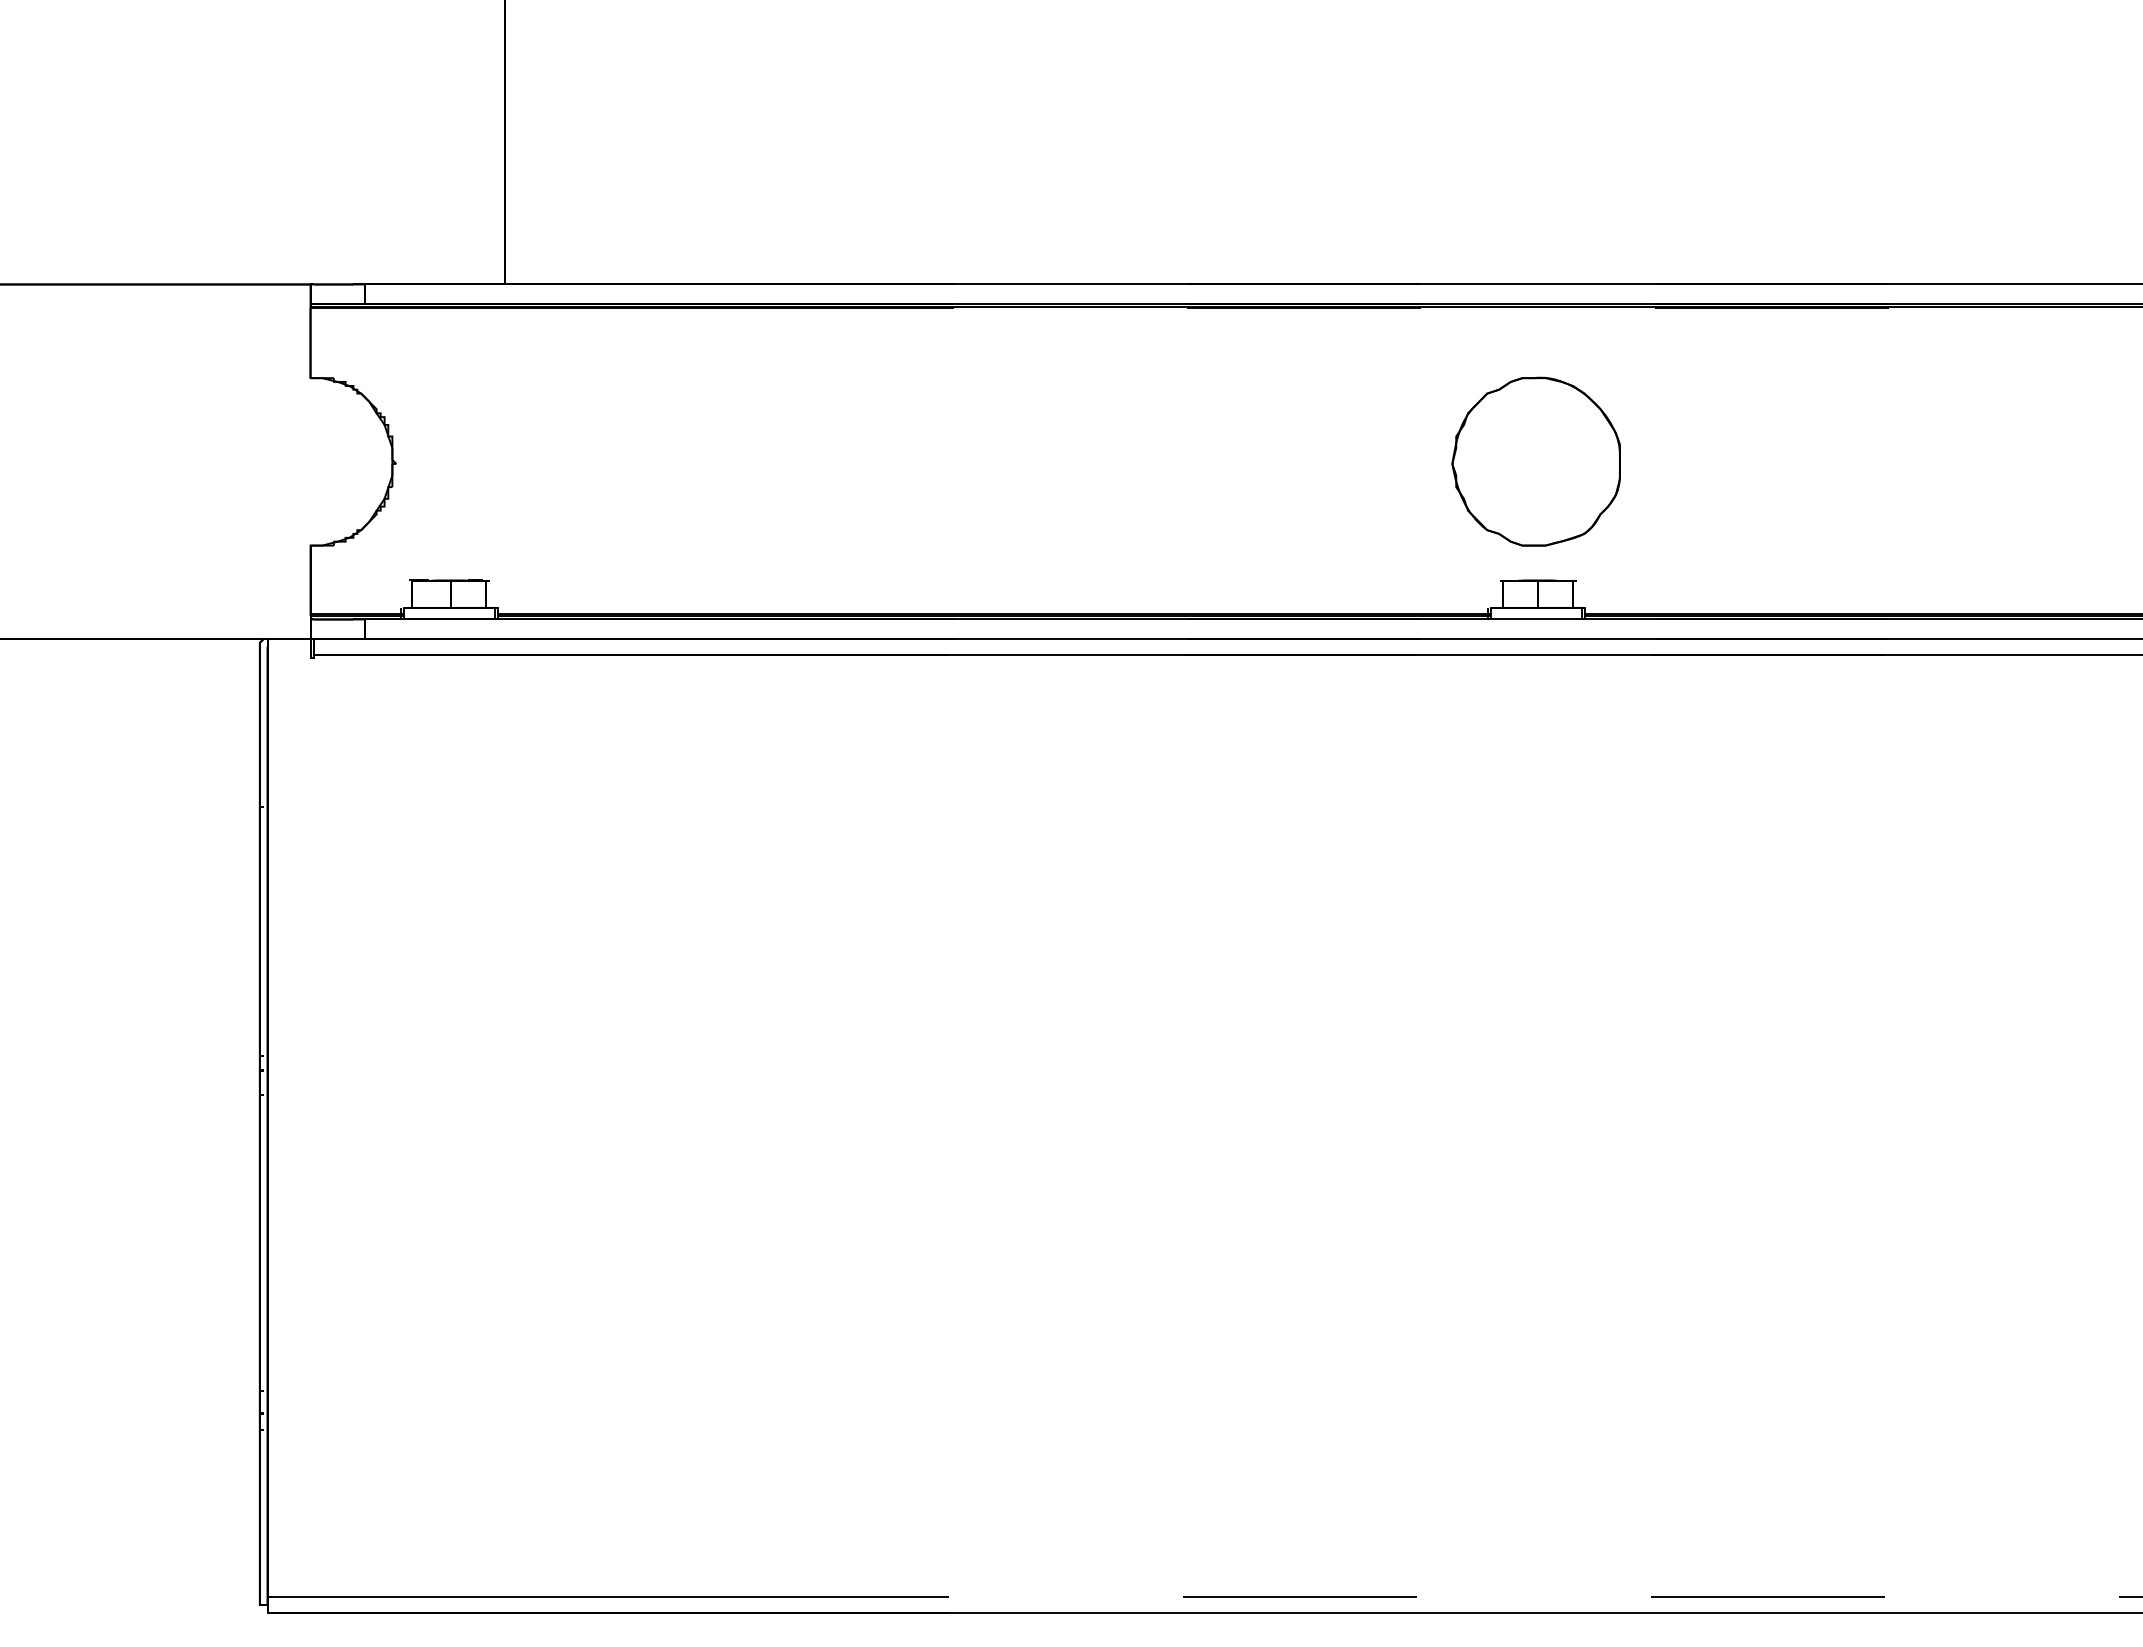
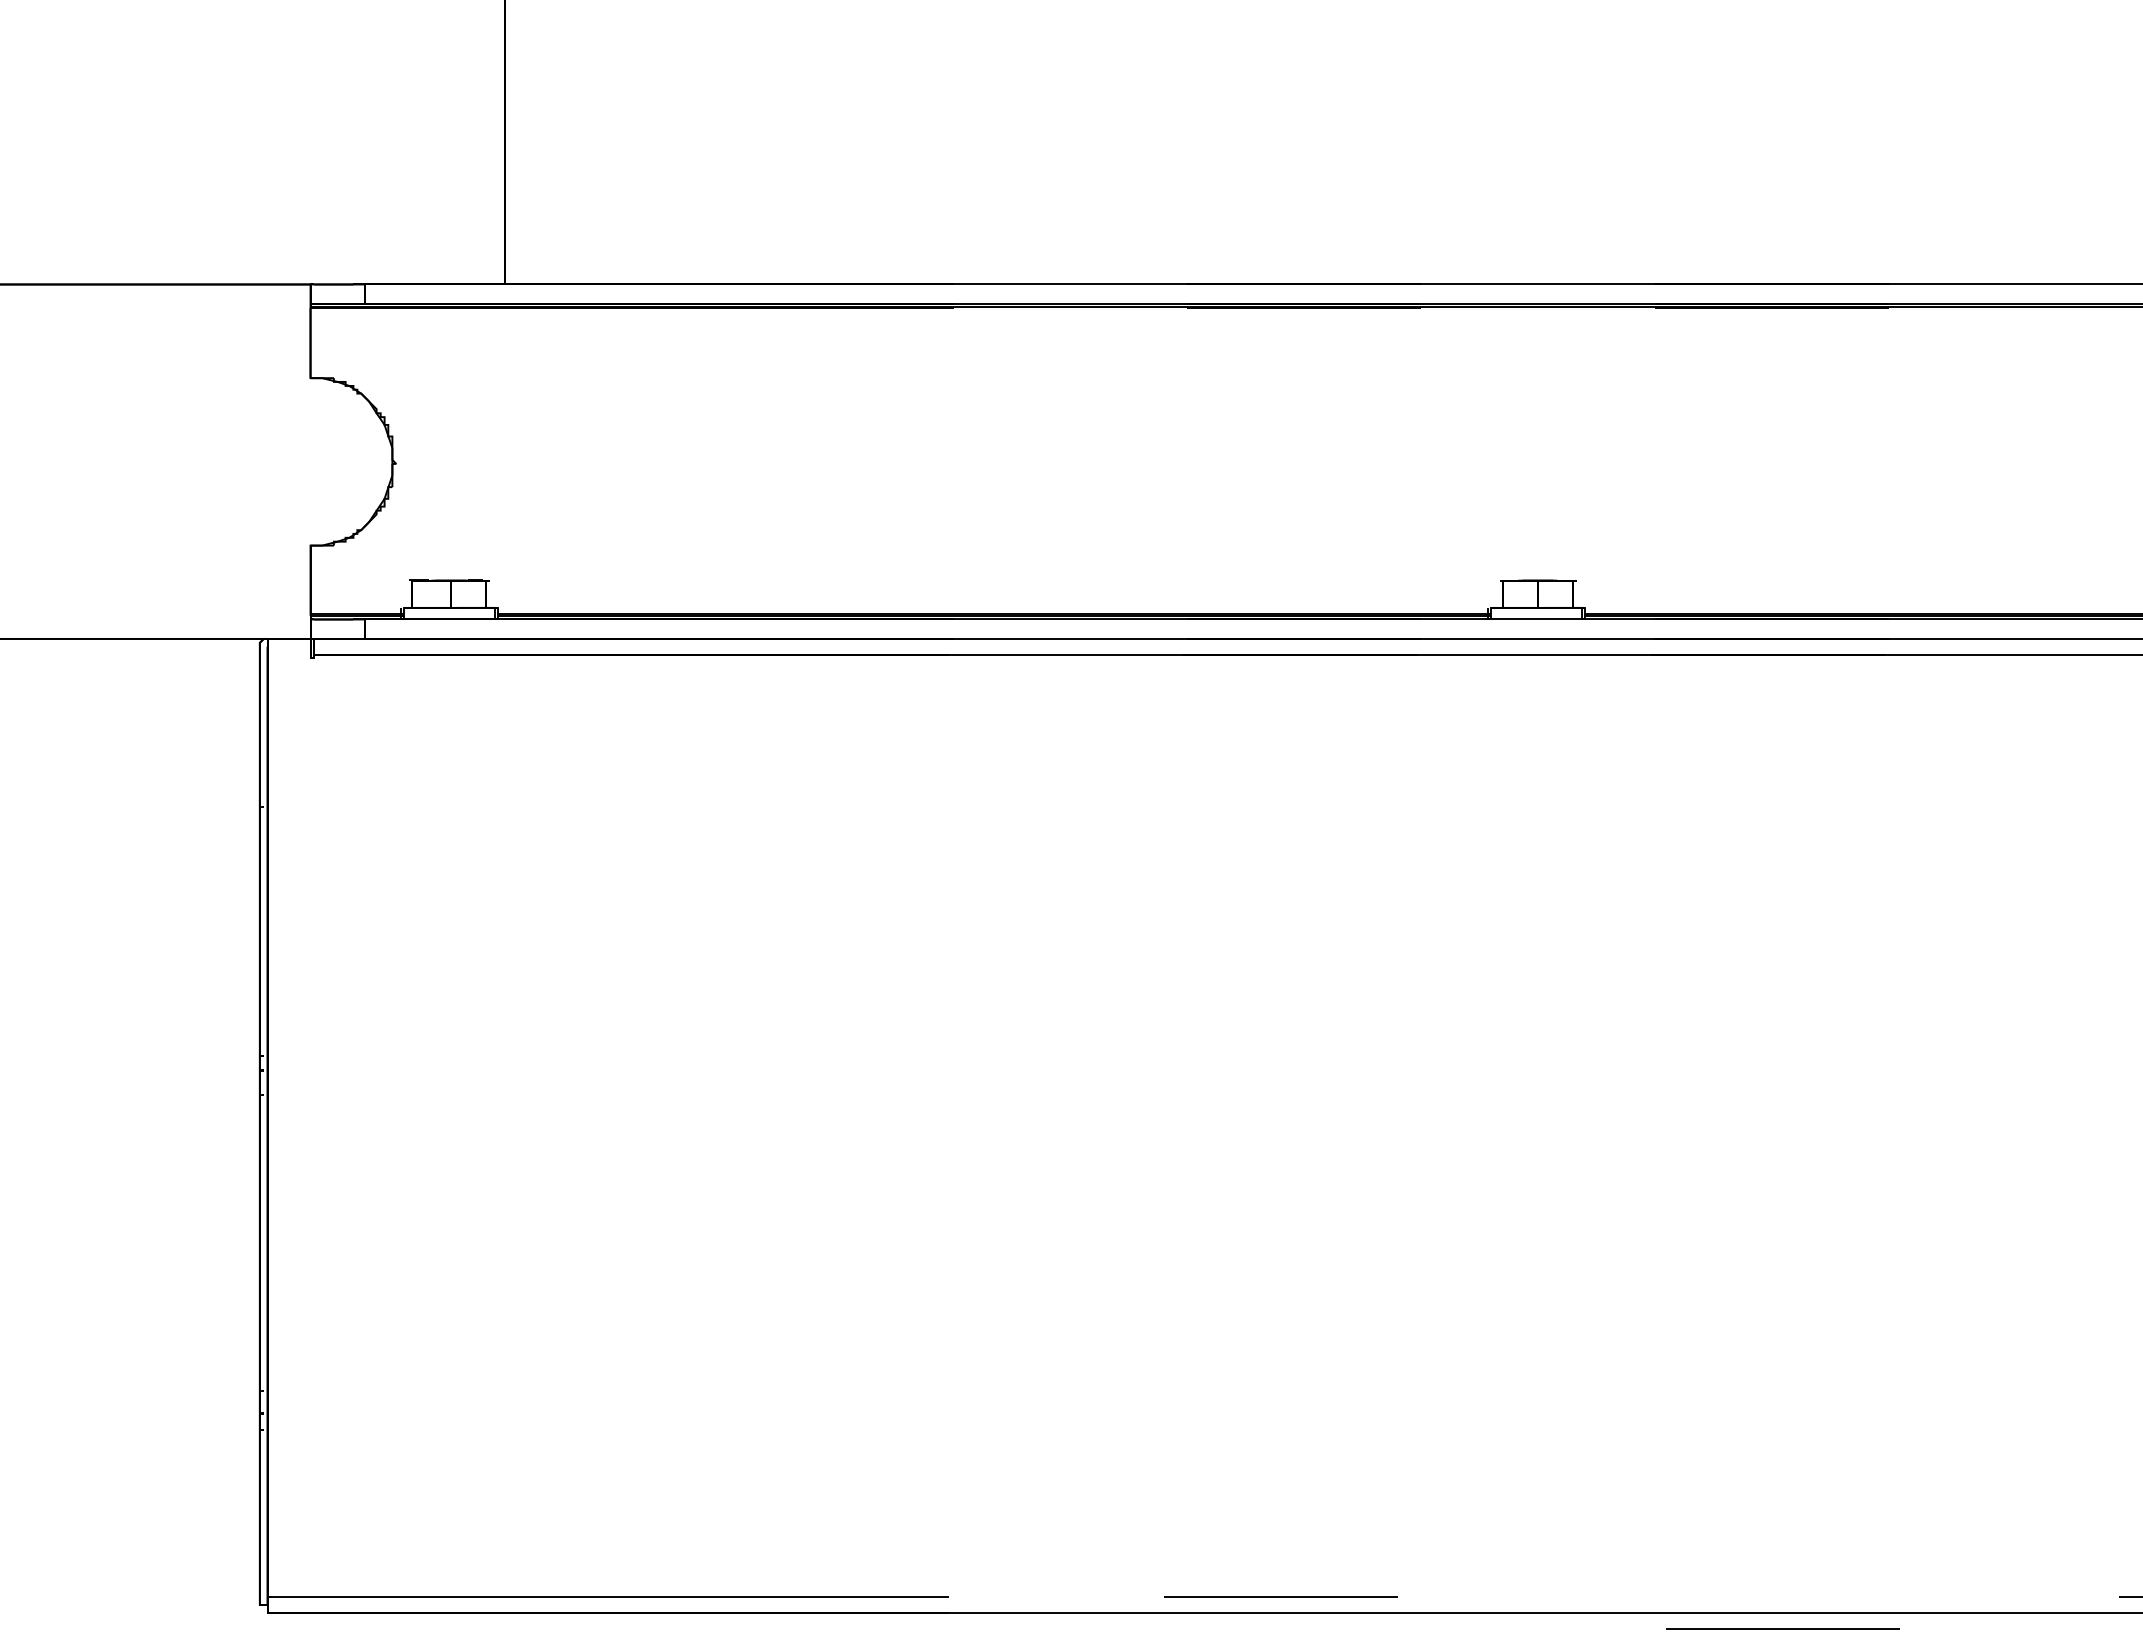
part: present -> none (1535, 461)
line position: (1299, 1596) -> (1280, 1596) (1280, 1596)
line position: (1767, 1596) -> (1782, 1628) (1782, 1628)
